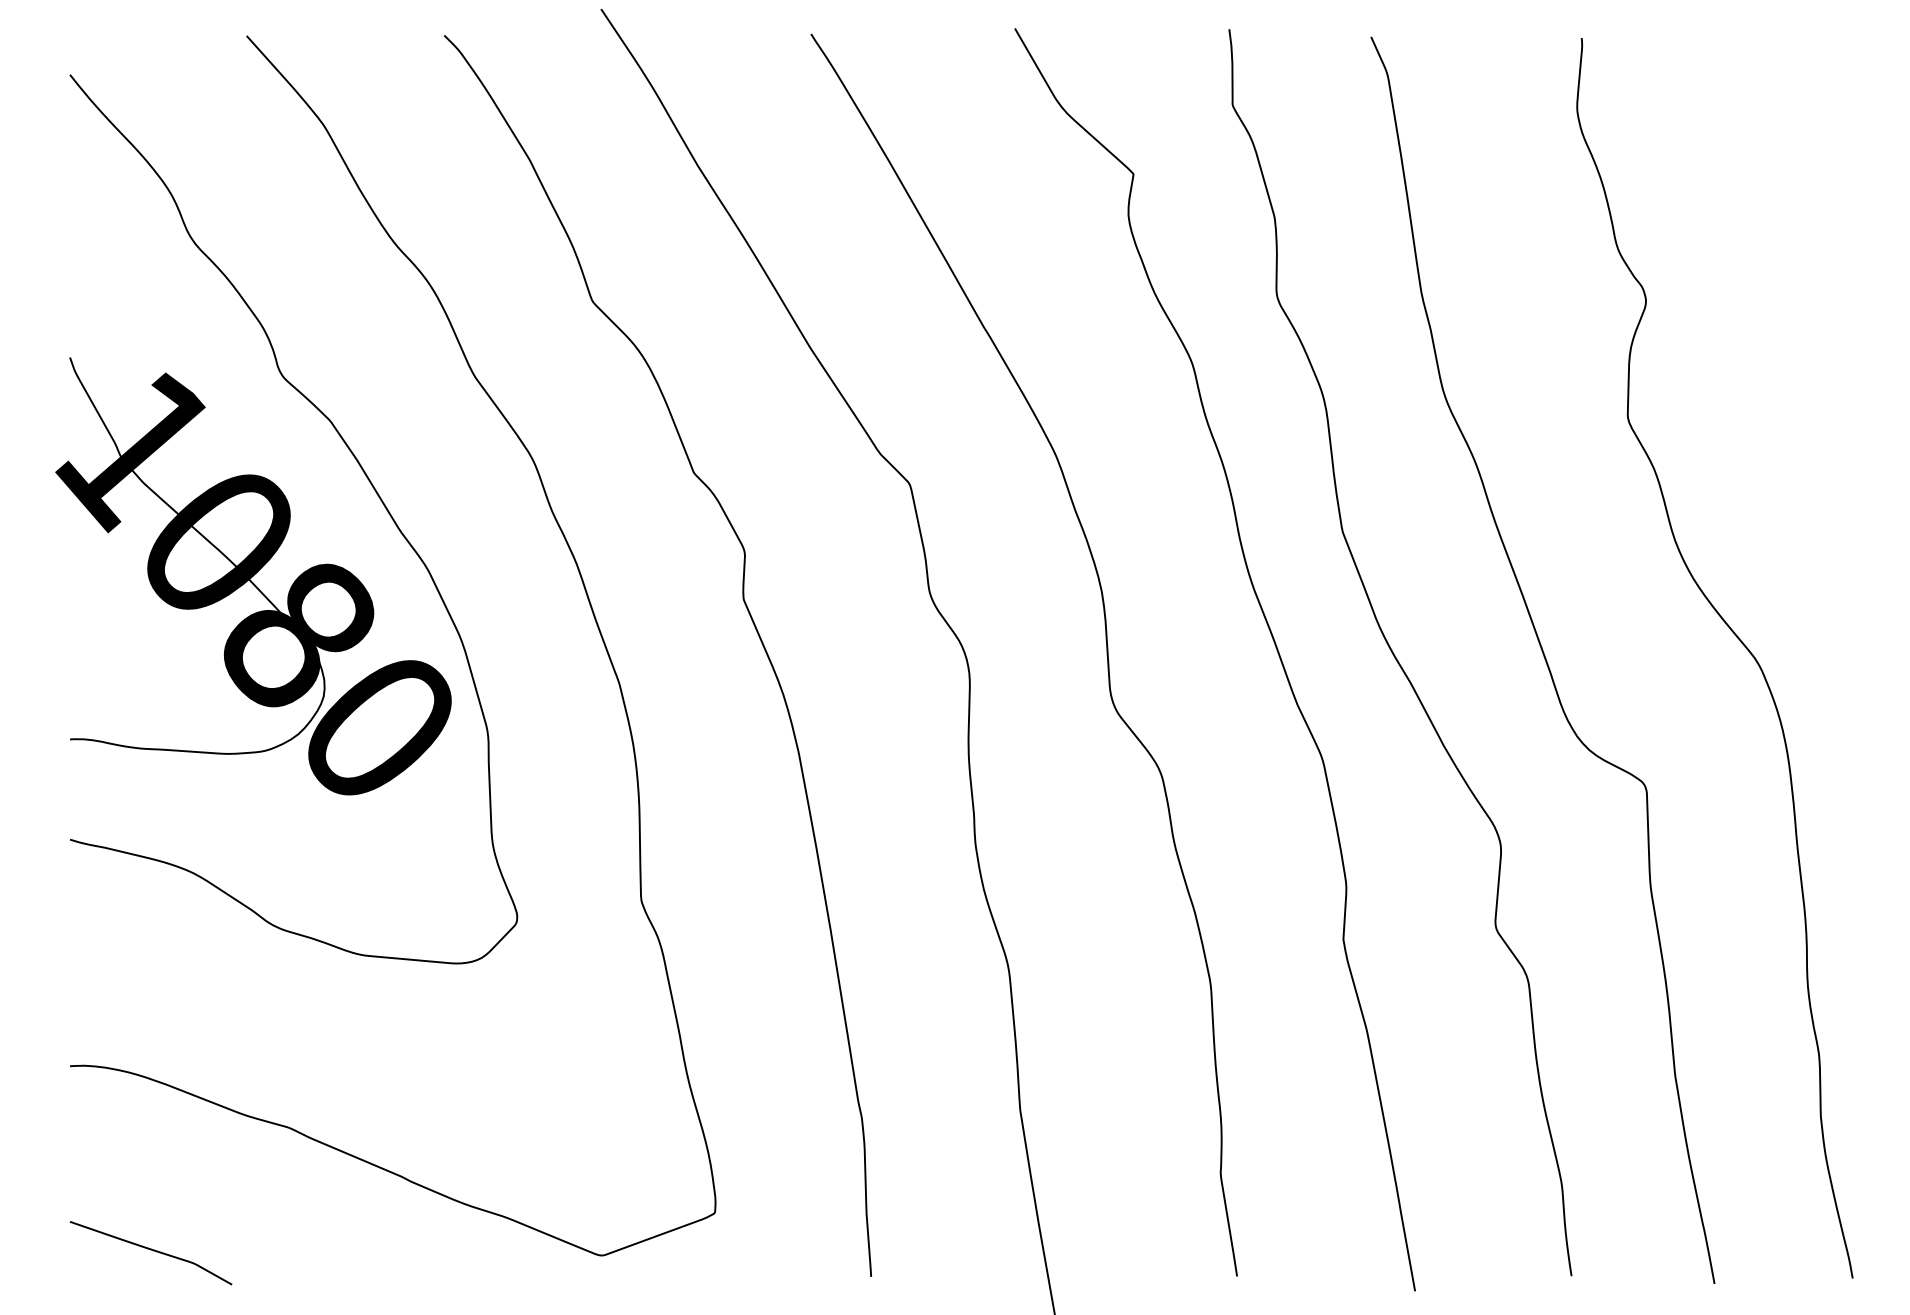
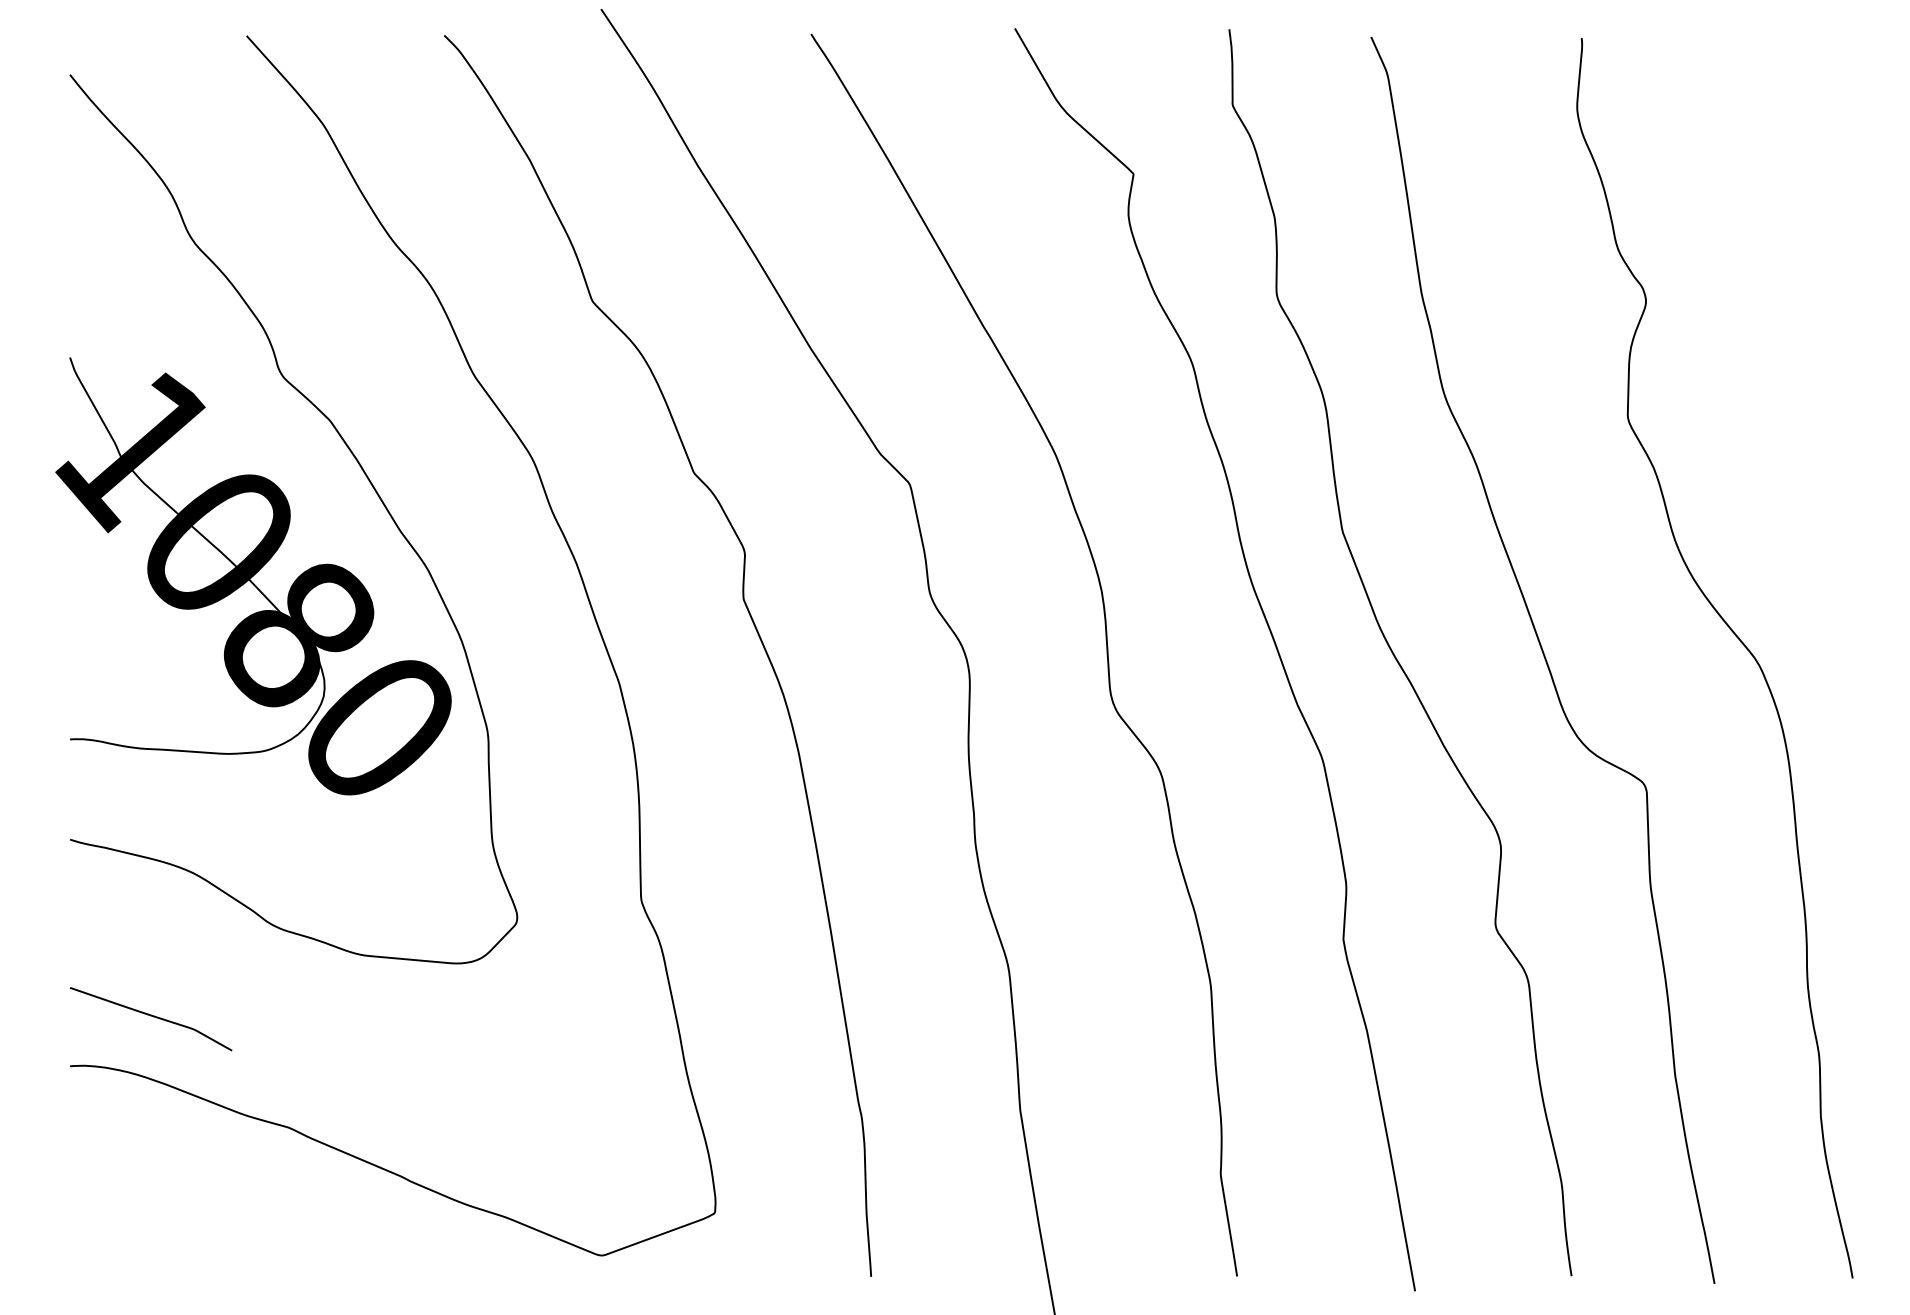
curve position: (150, 1250) -> (150, 1016) (150, 1016)
